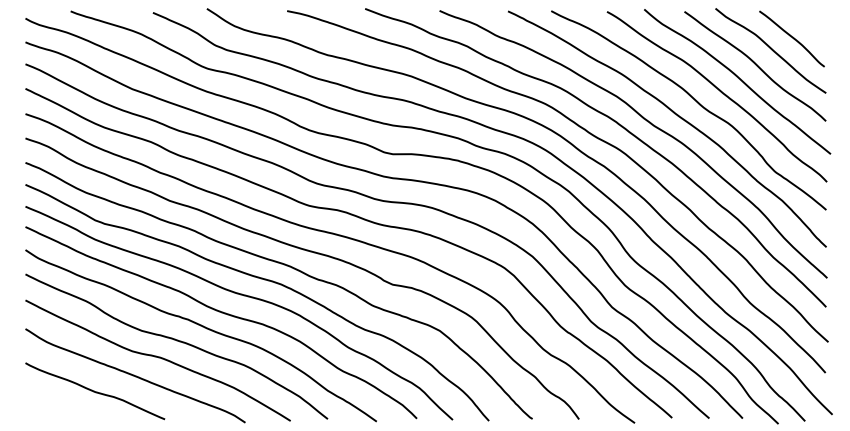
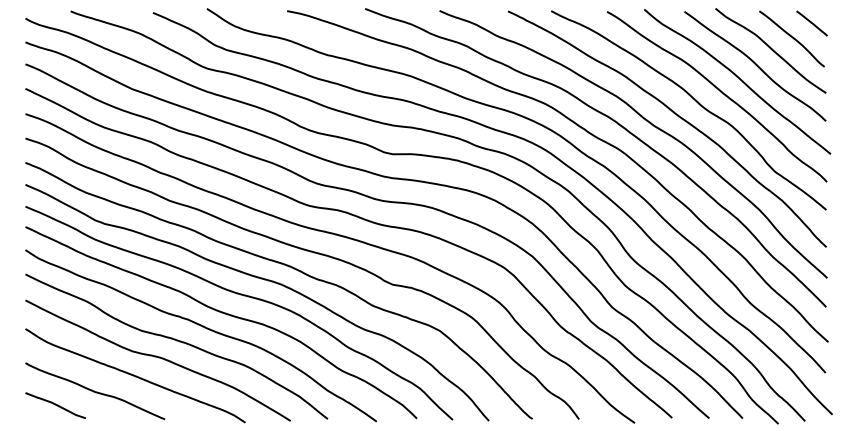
line: none -> present (811, 23)
curve: none -> present (55, 405)
